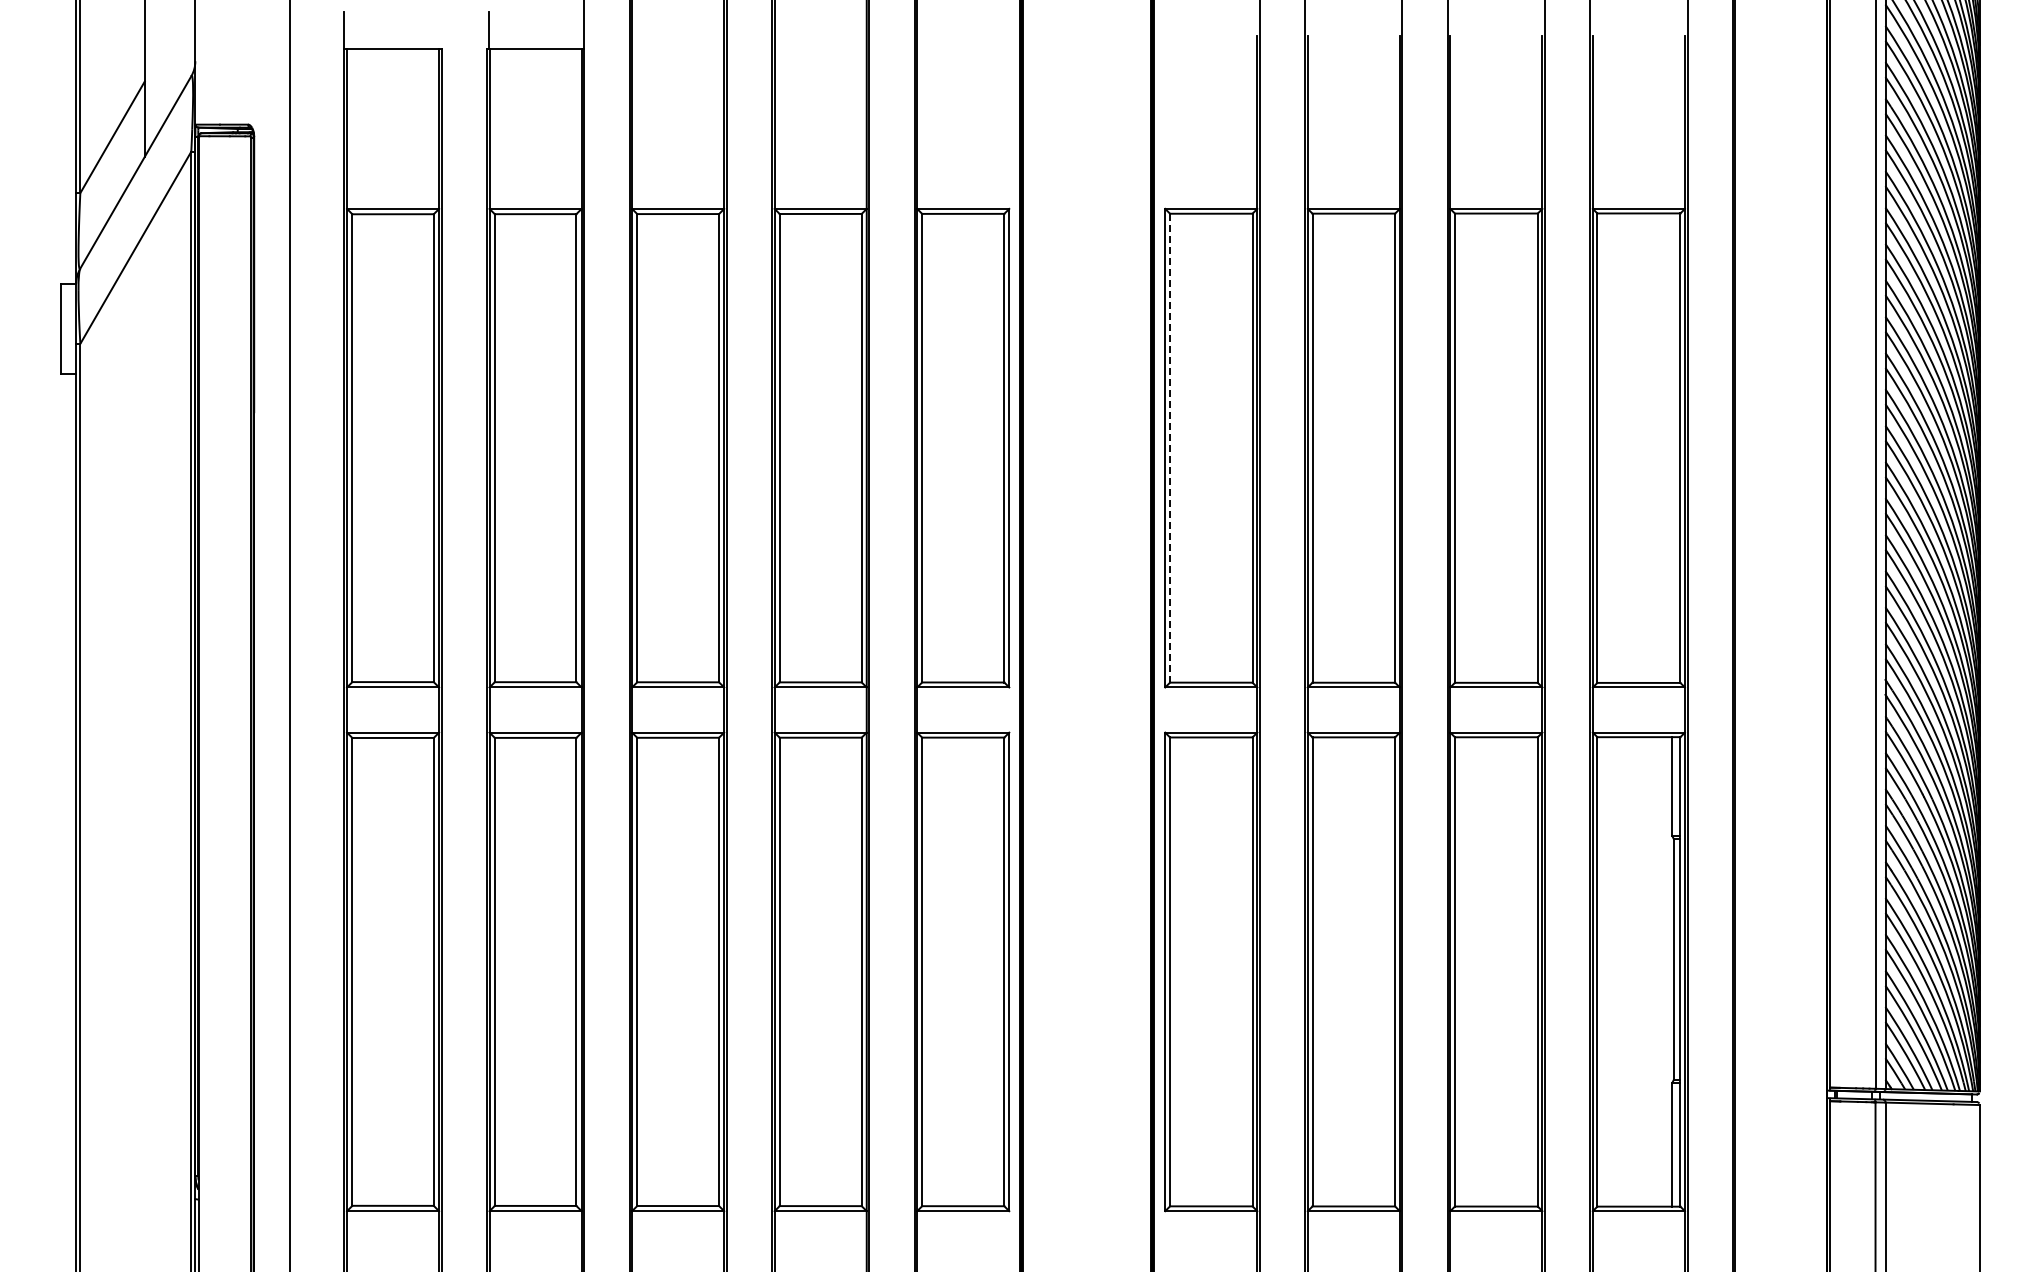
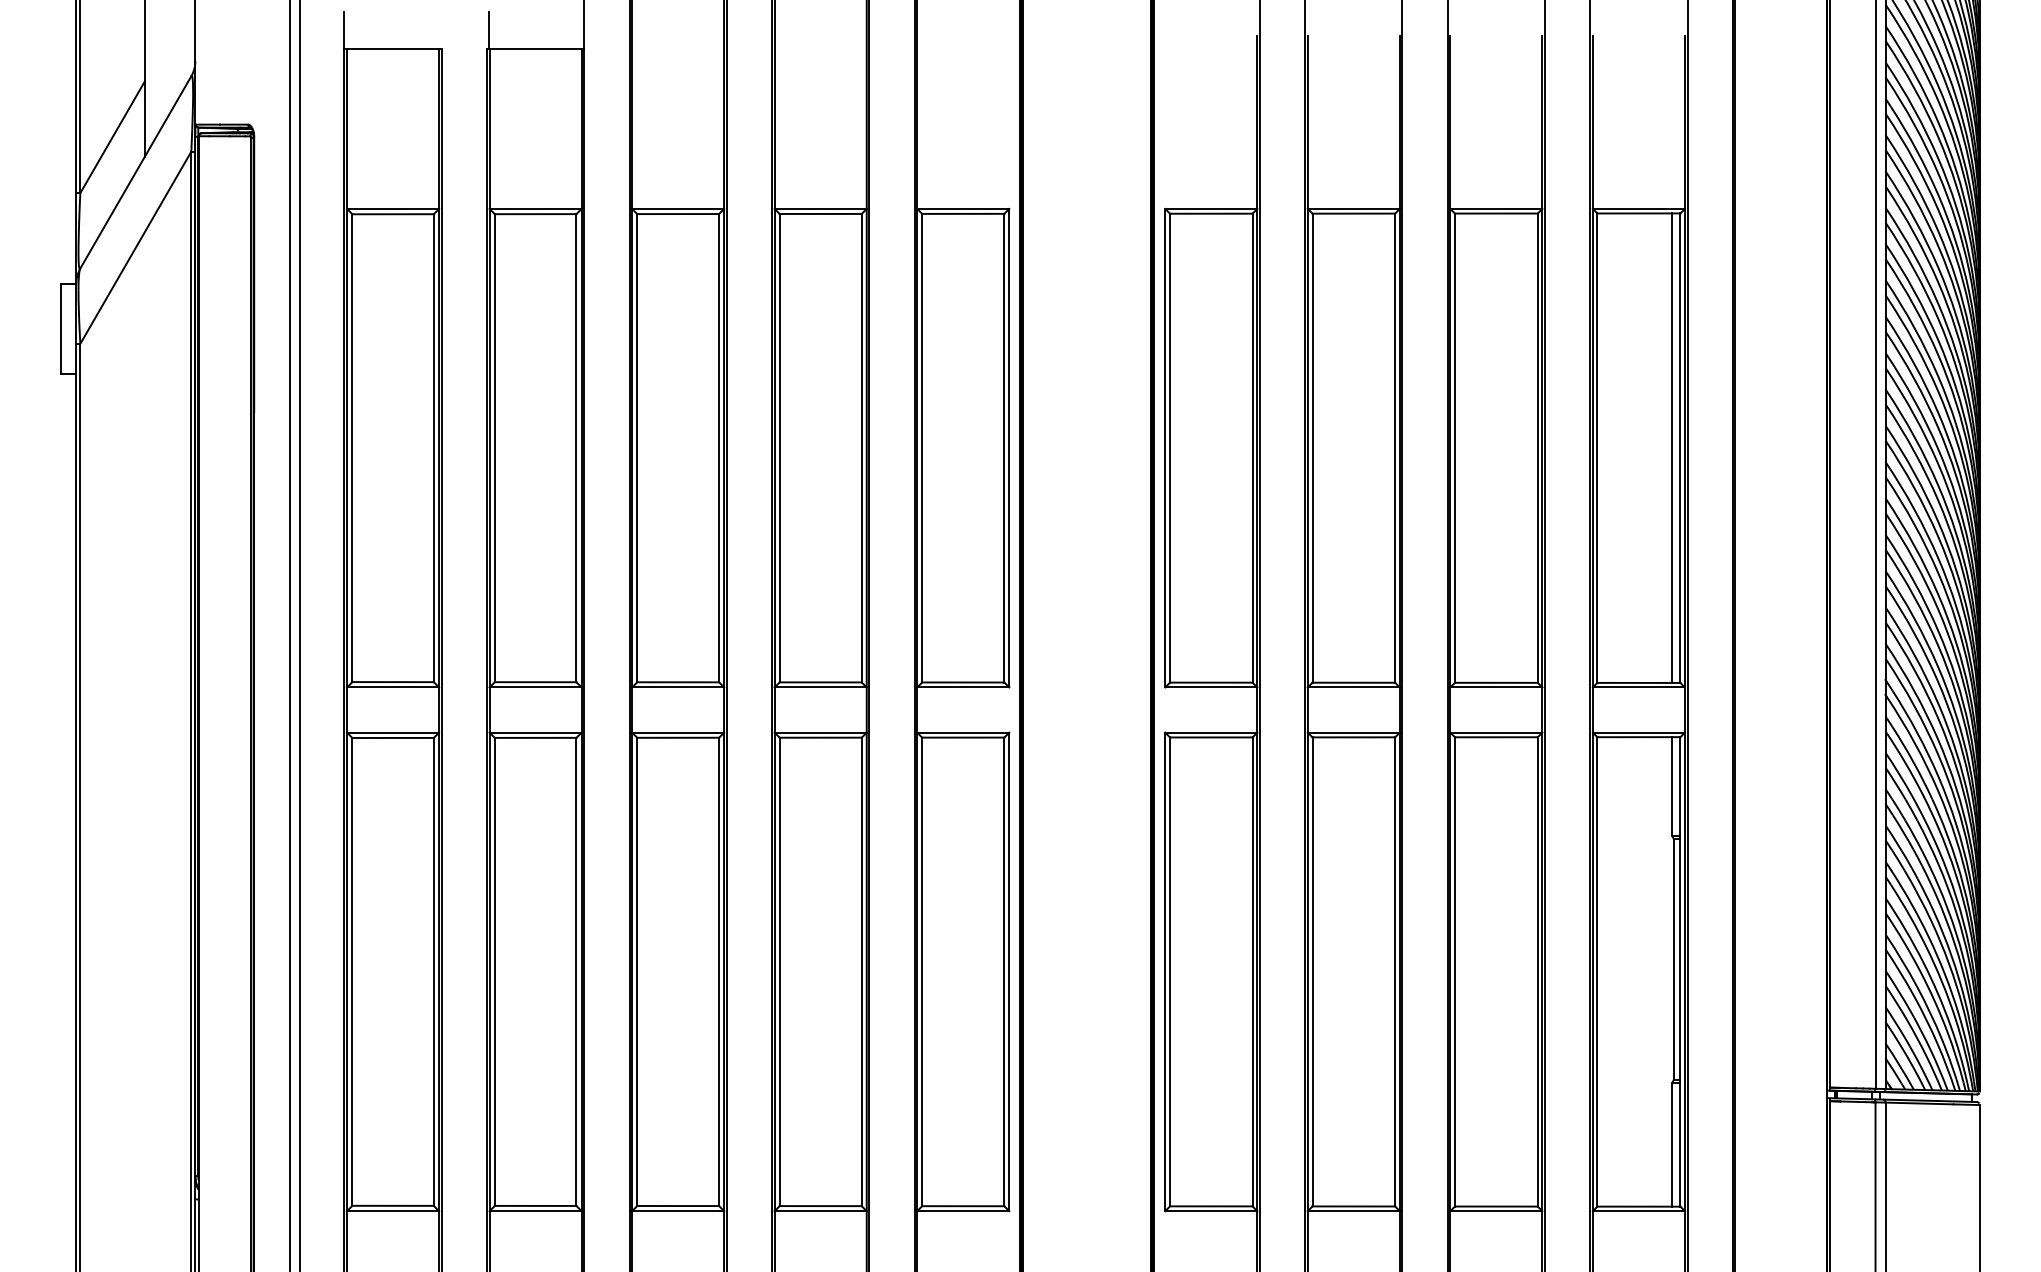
line: none -> present (1672, 447)
line: dashed -> solid (1170, 448)
line: none -> present (299, 635)
